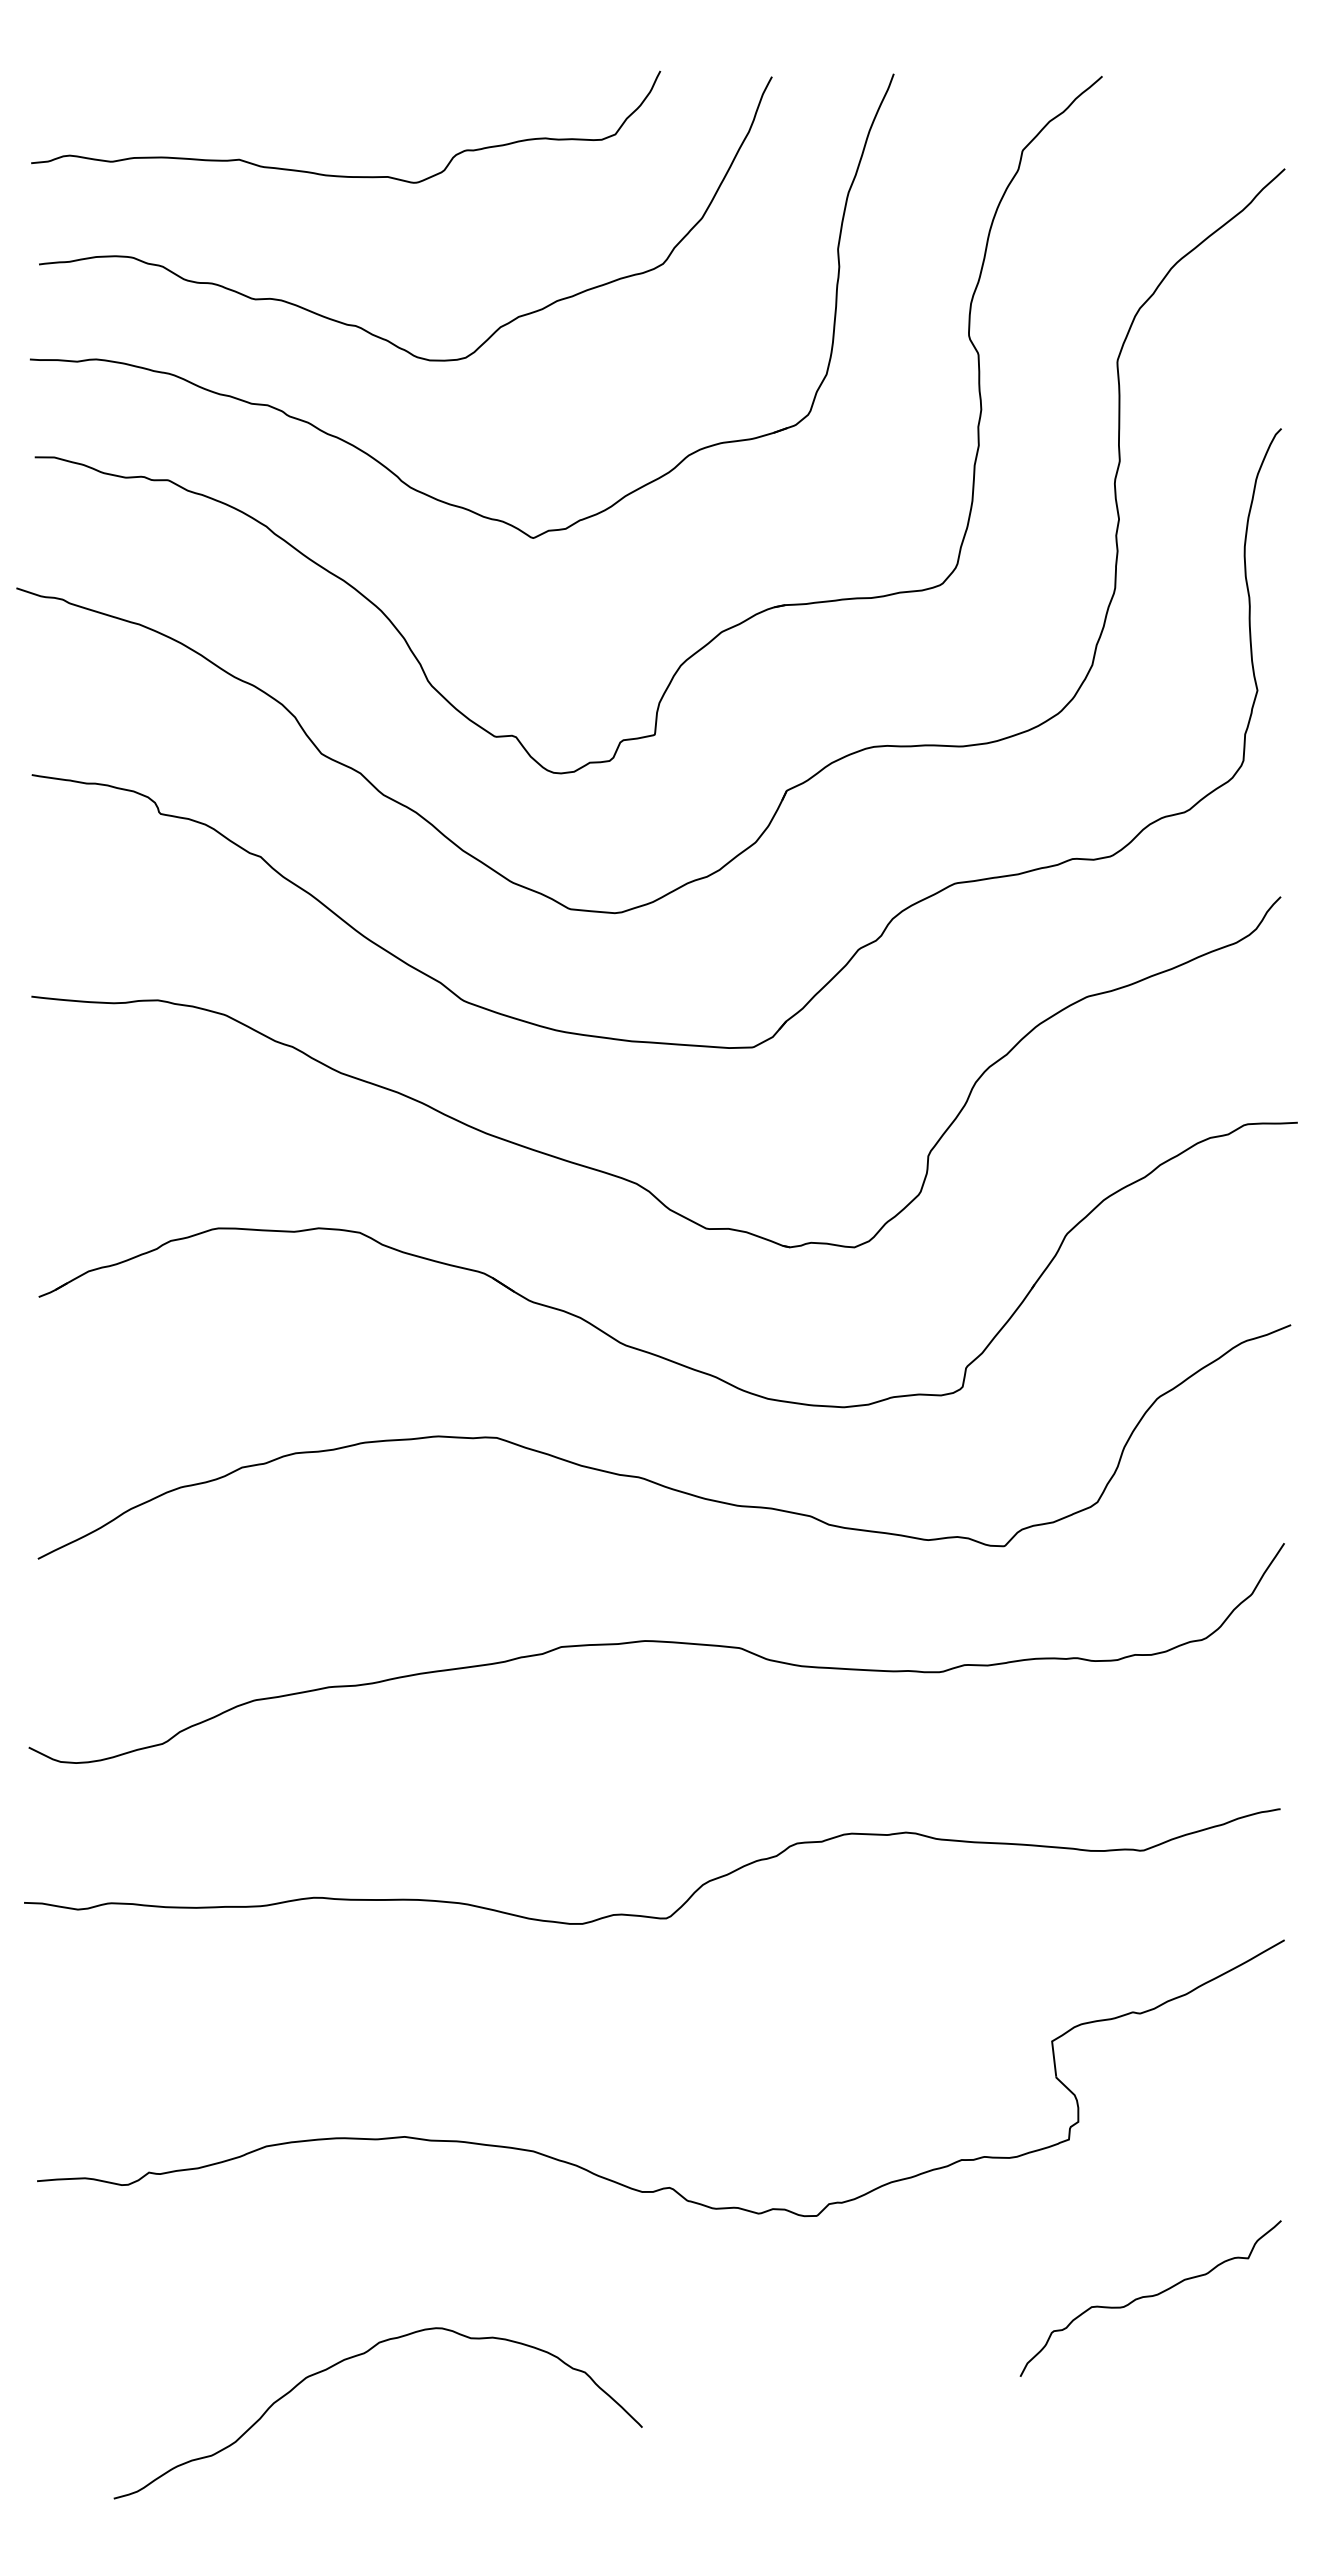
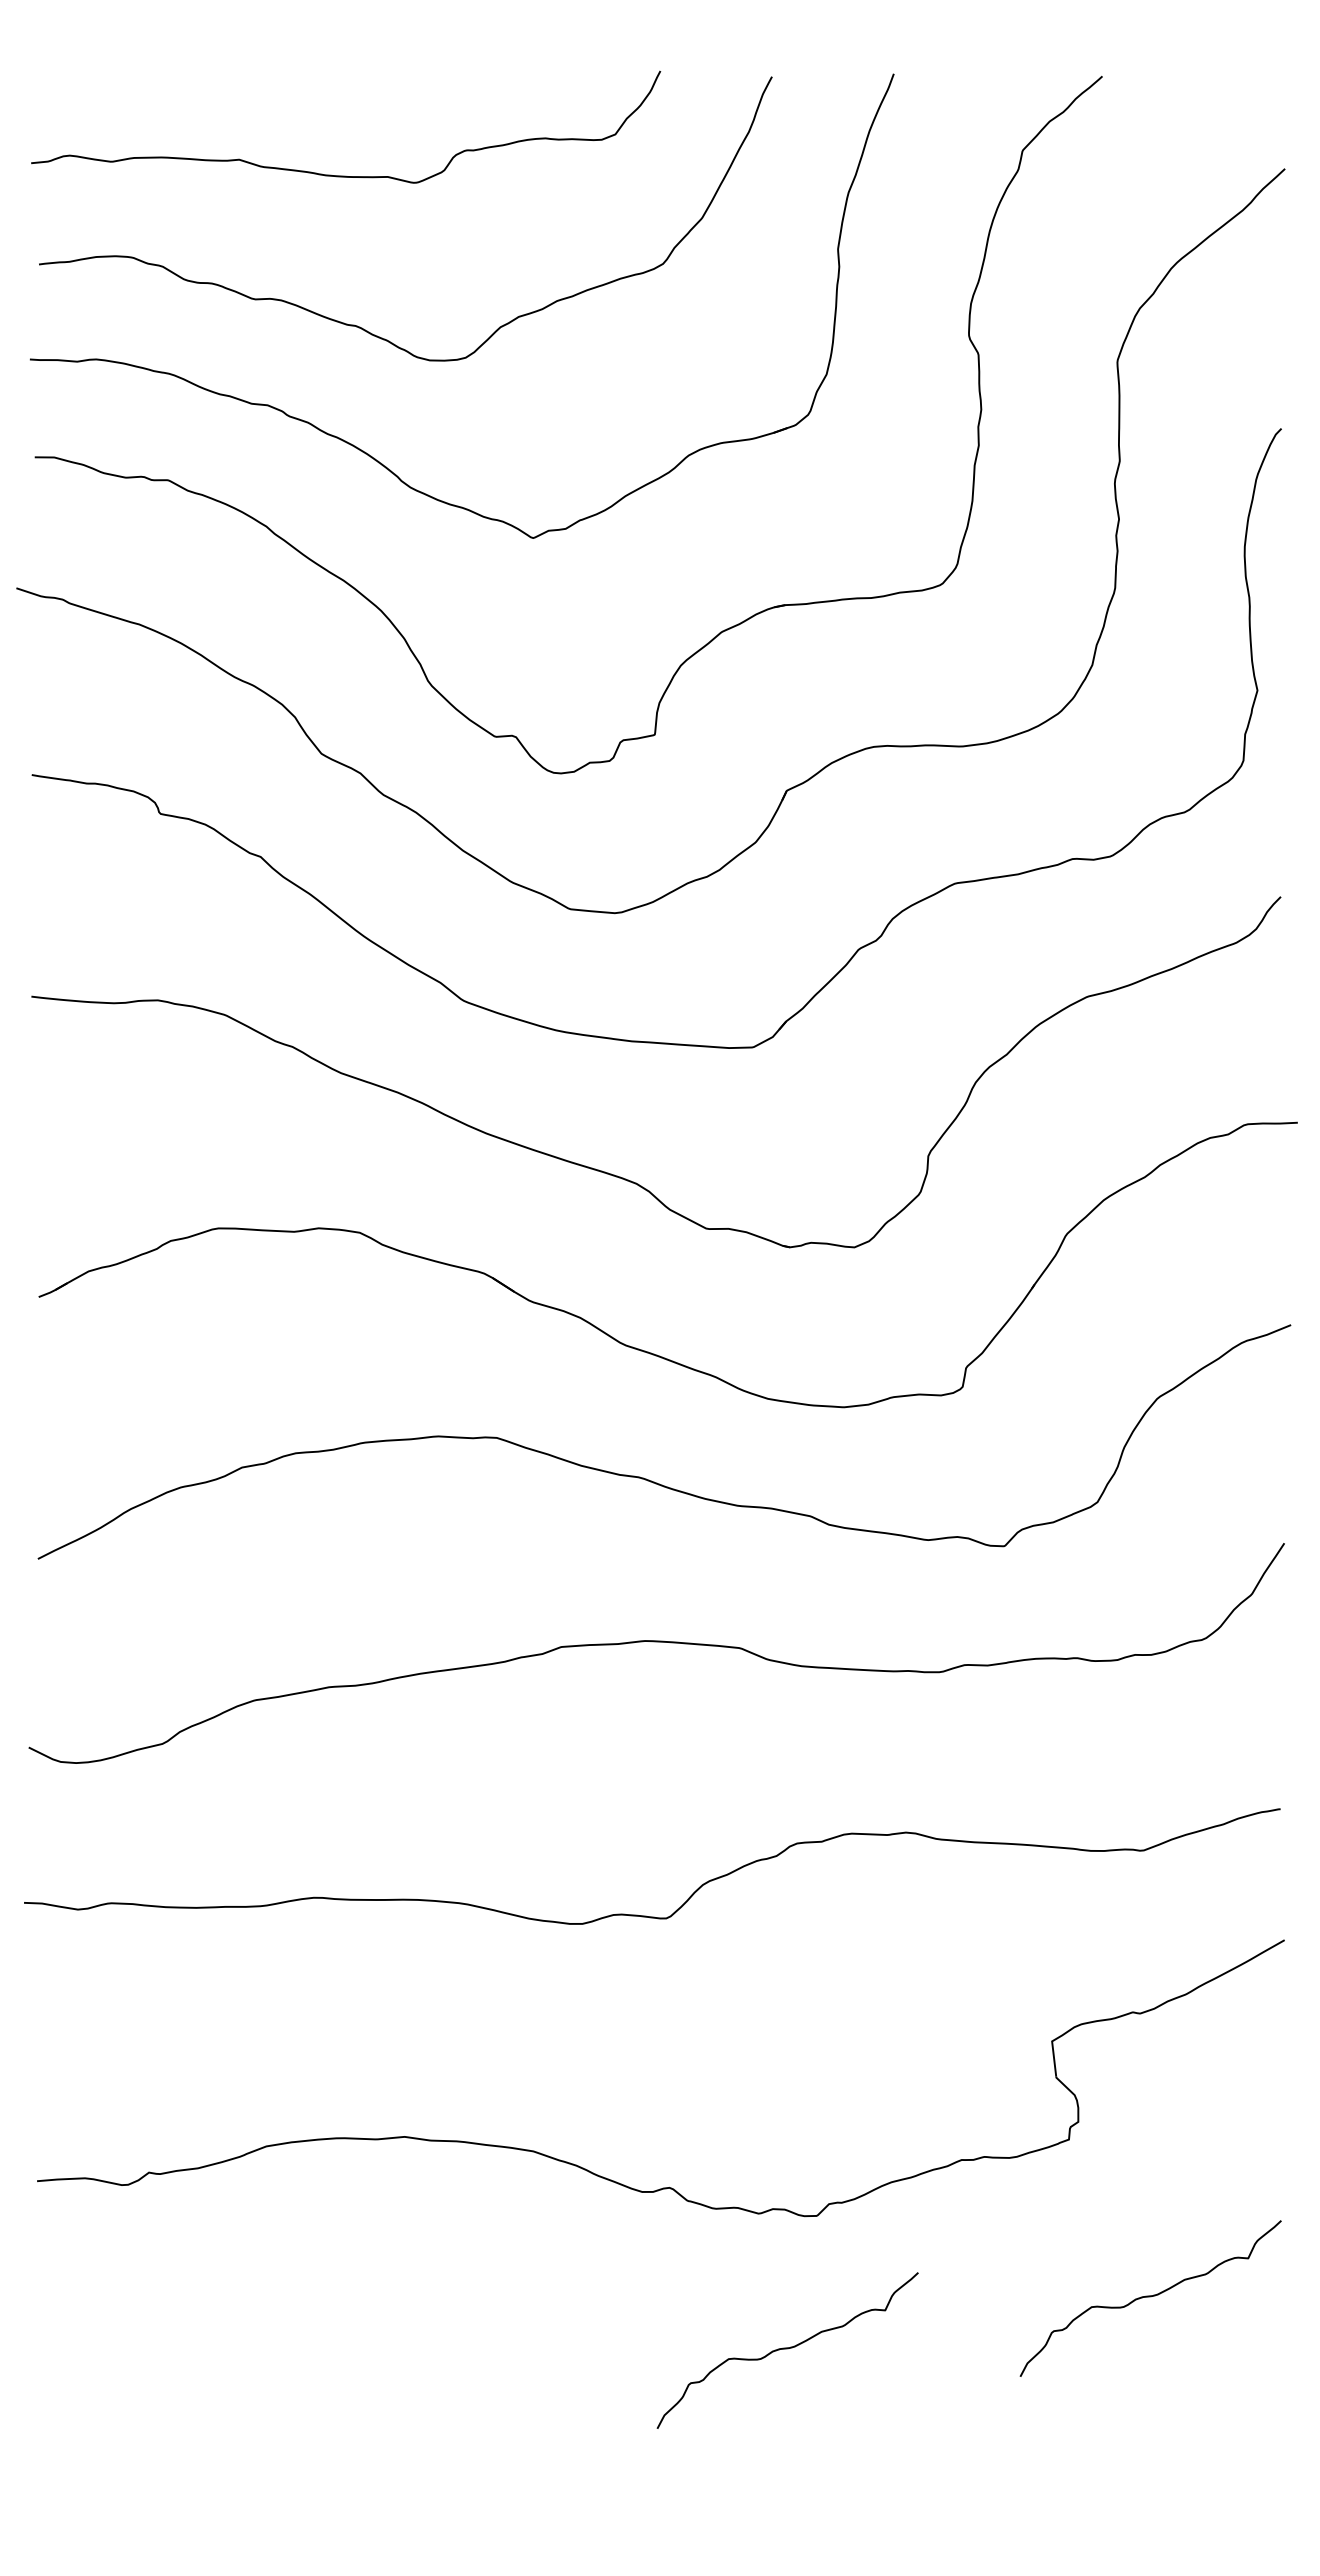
curve: none -> present (787, 2349)
curve: present -> none (361, 2355)
